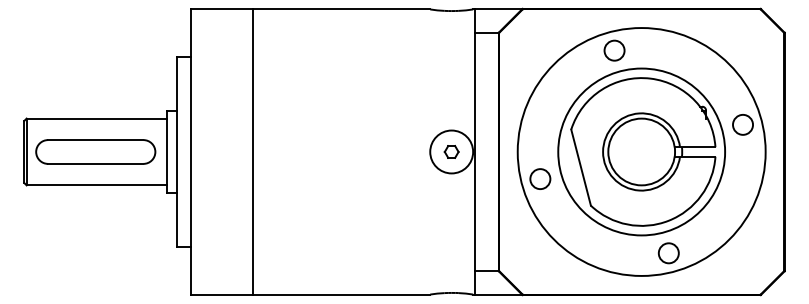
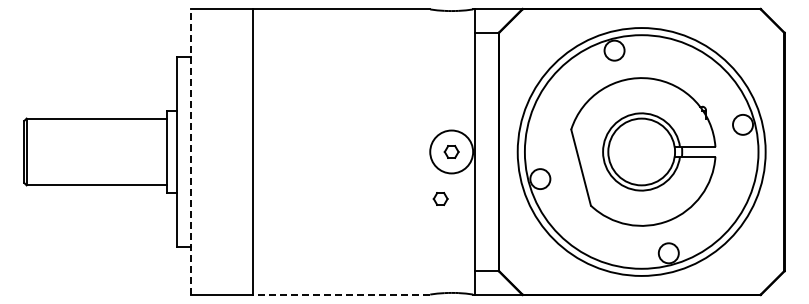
part: present -> none (95, 151)
line: solid -> dashed (191, 151)
circle diameter: 167 px -> 234 px (641, 151)
part: none -> present (440, 198)
line: solid -> dashed (341, 294)
